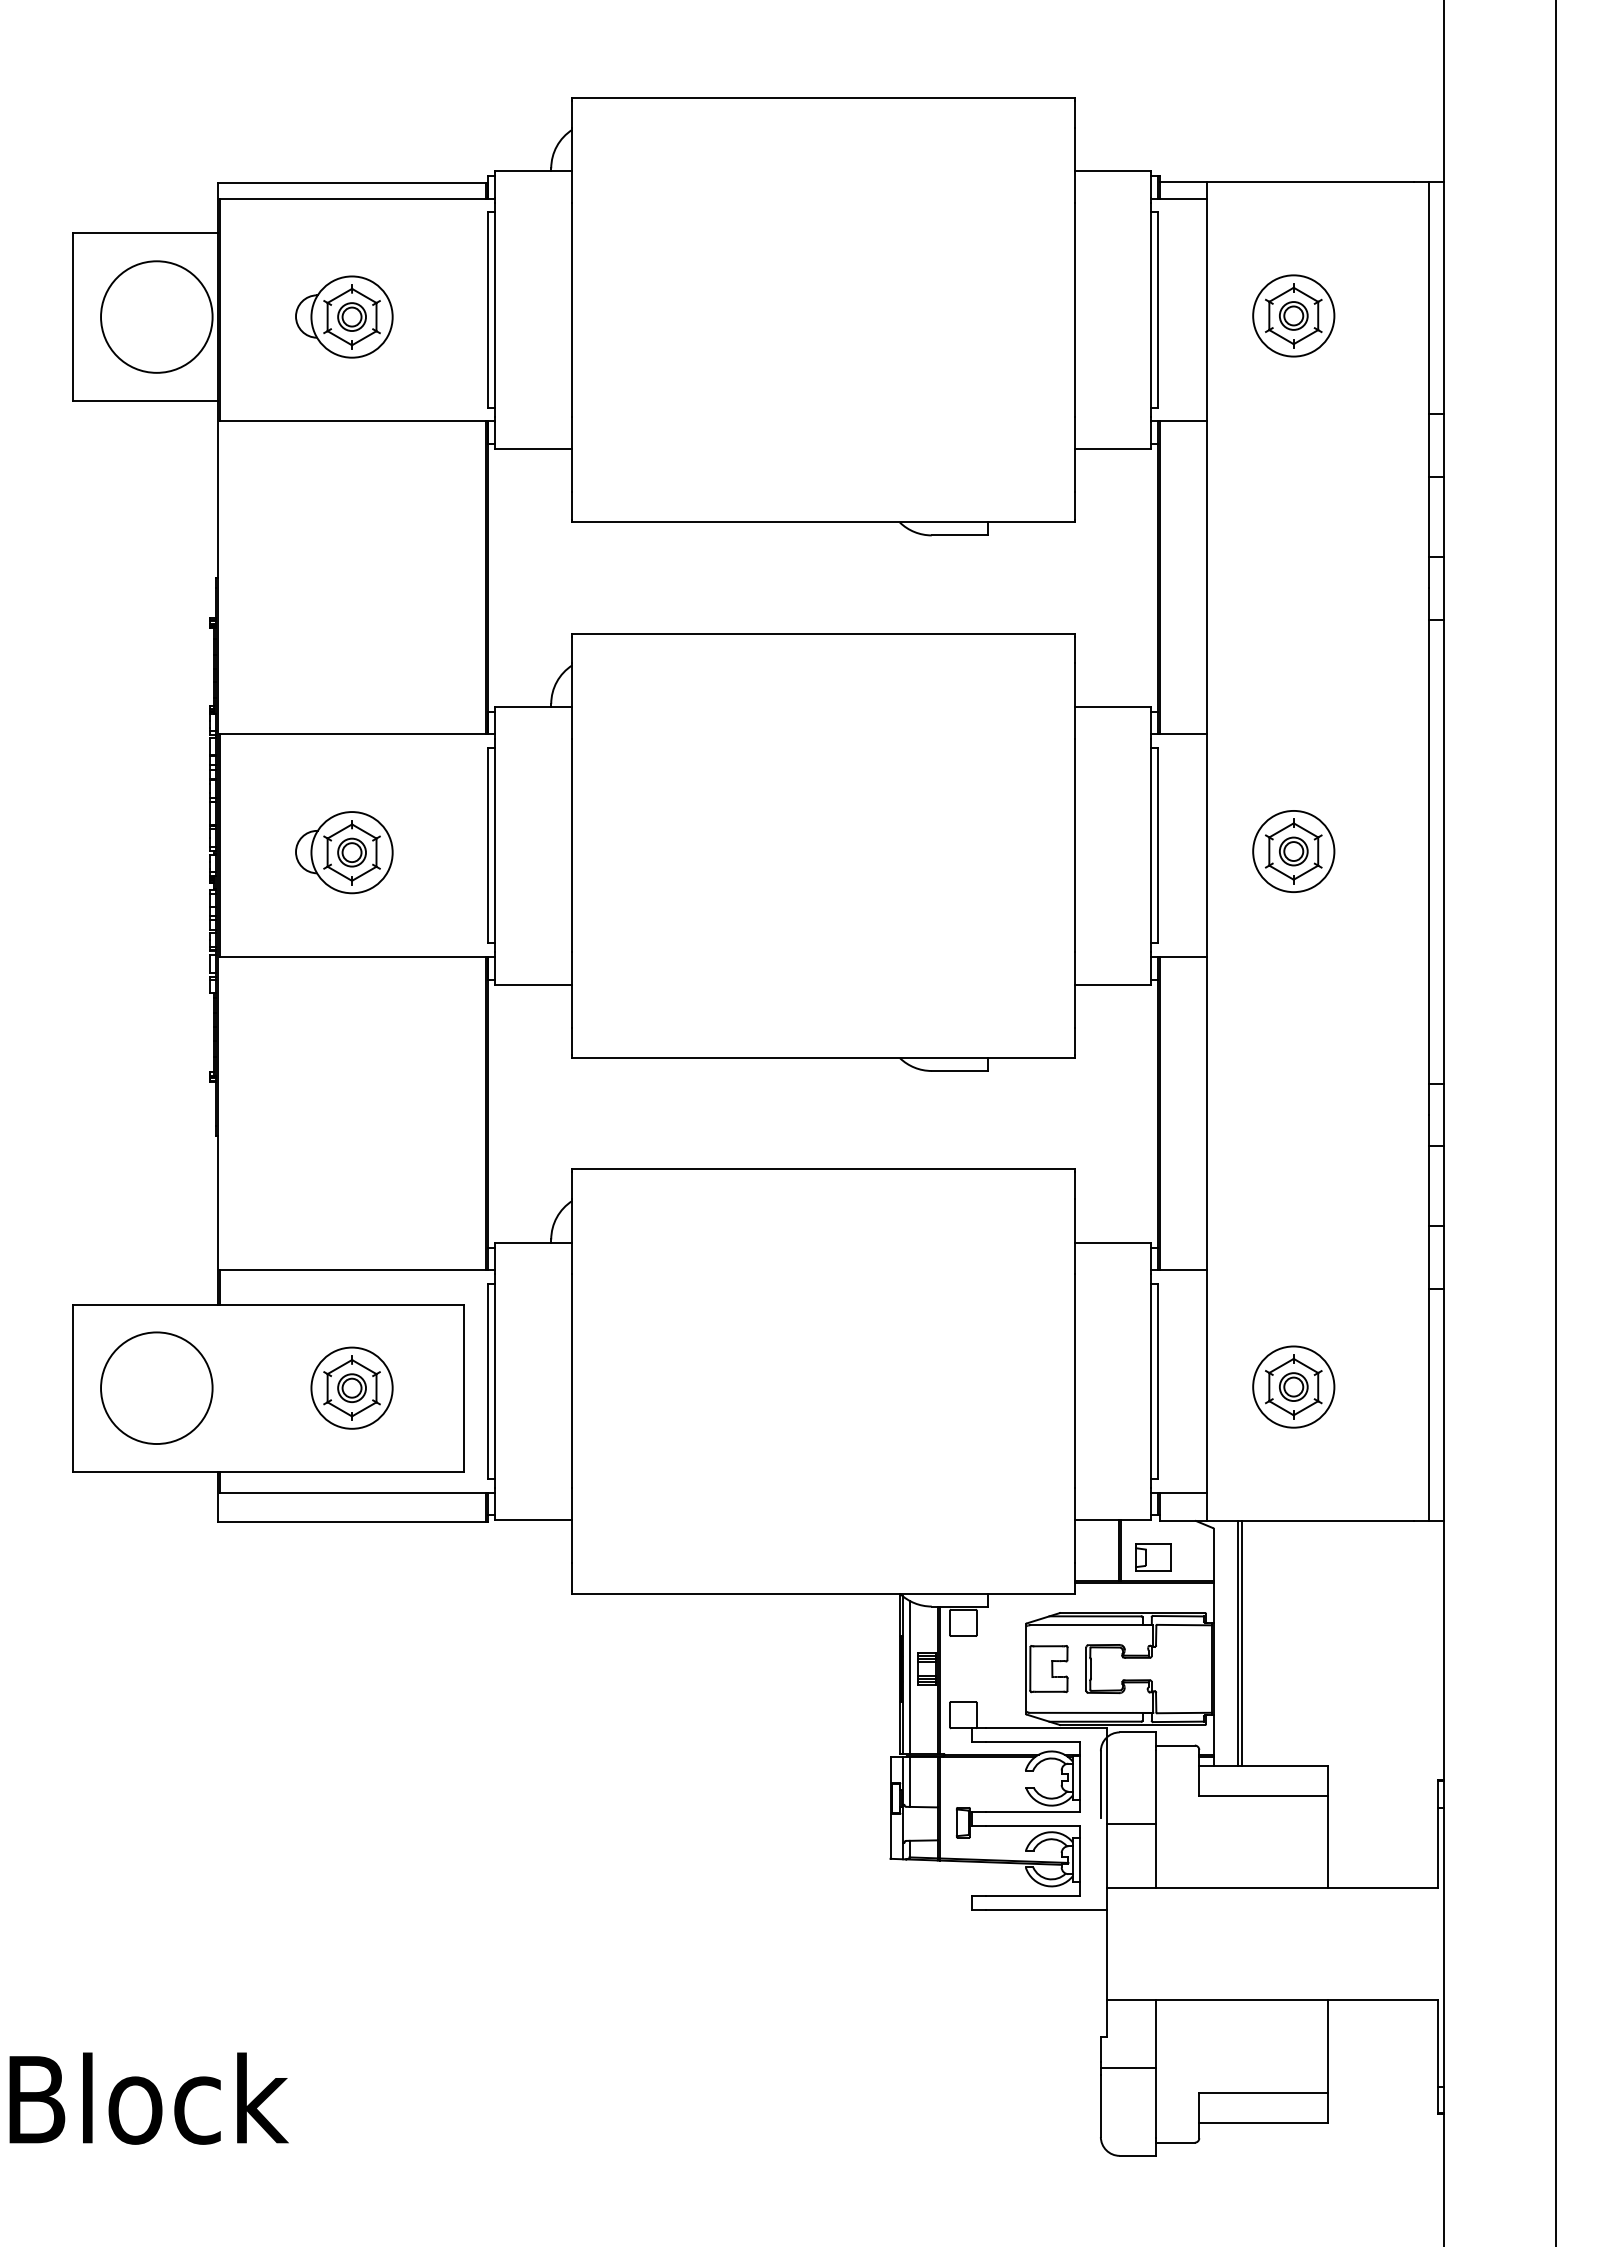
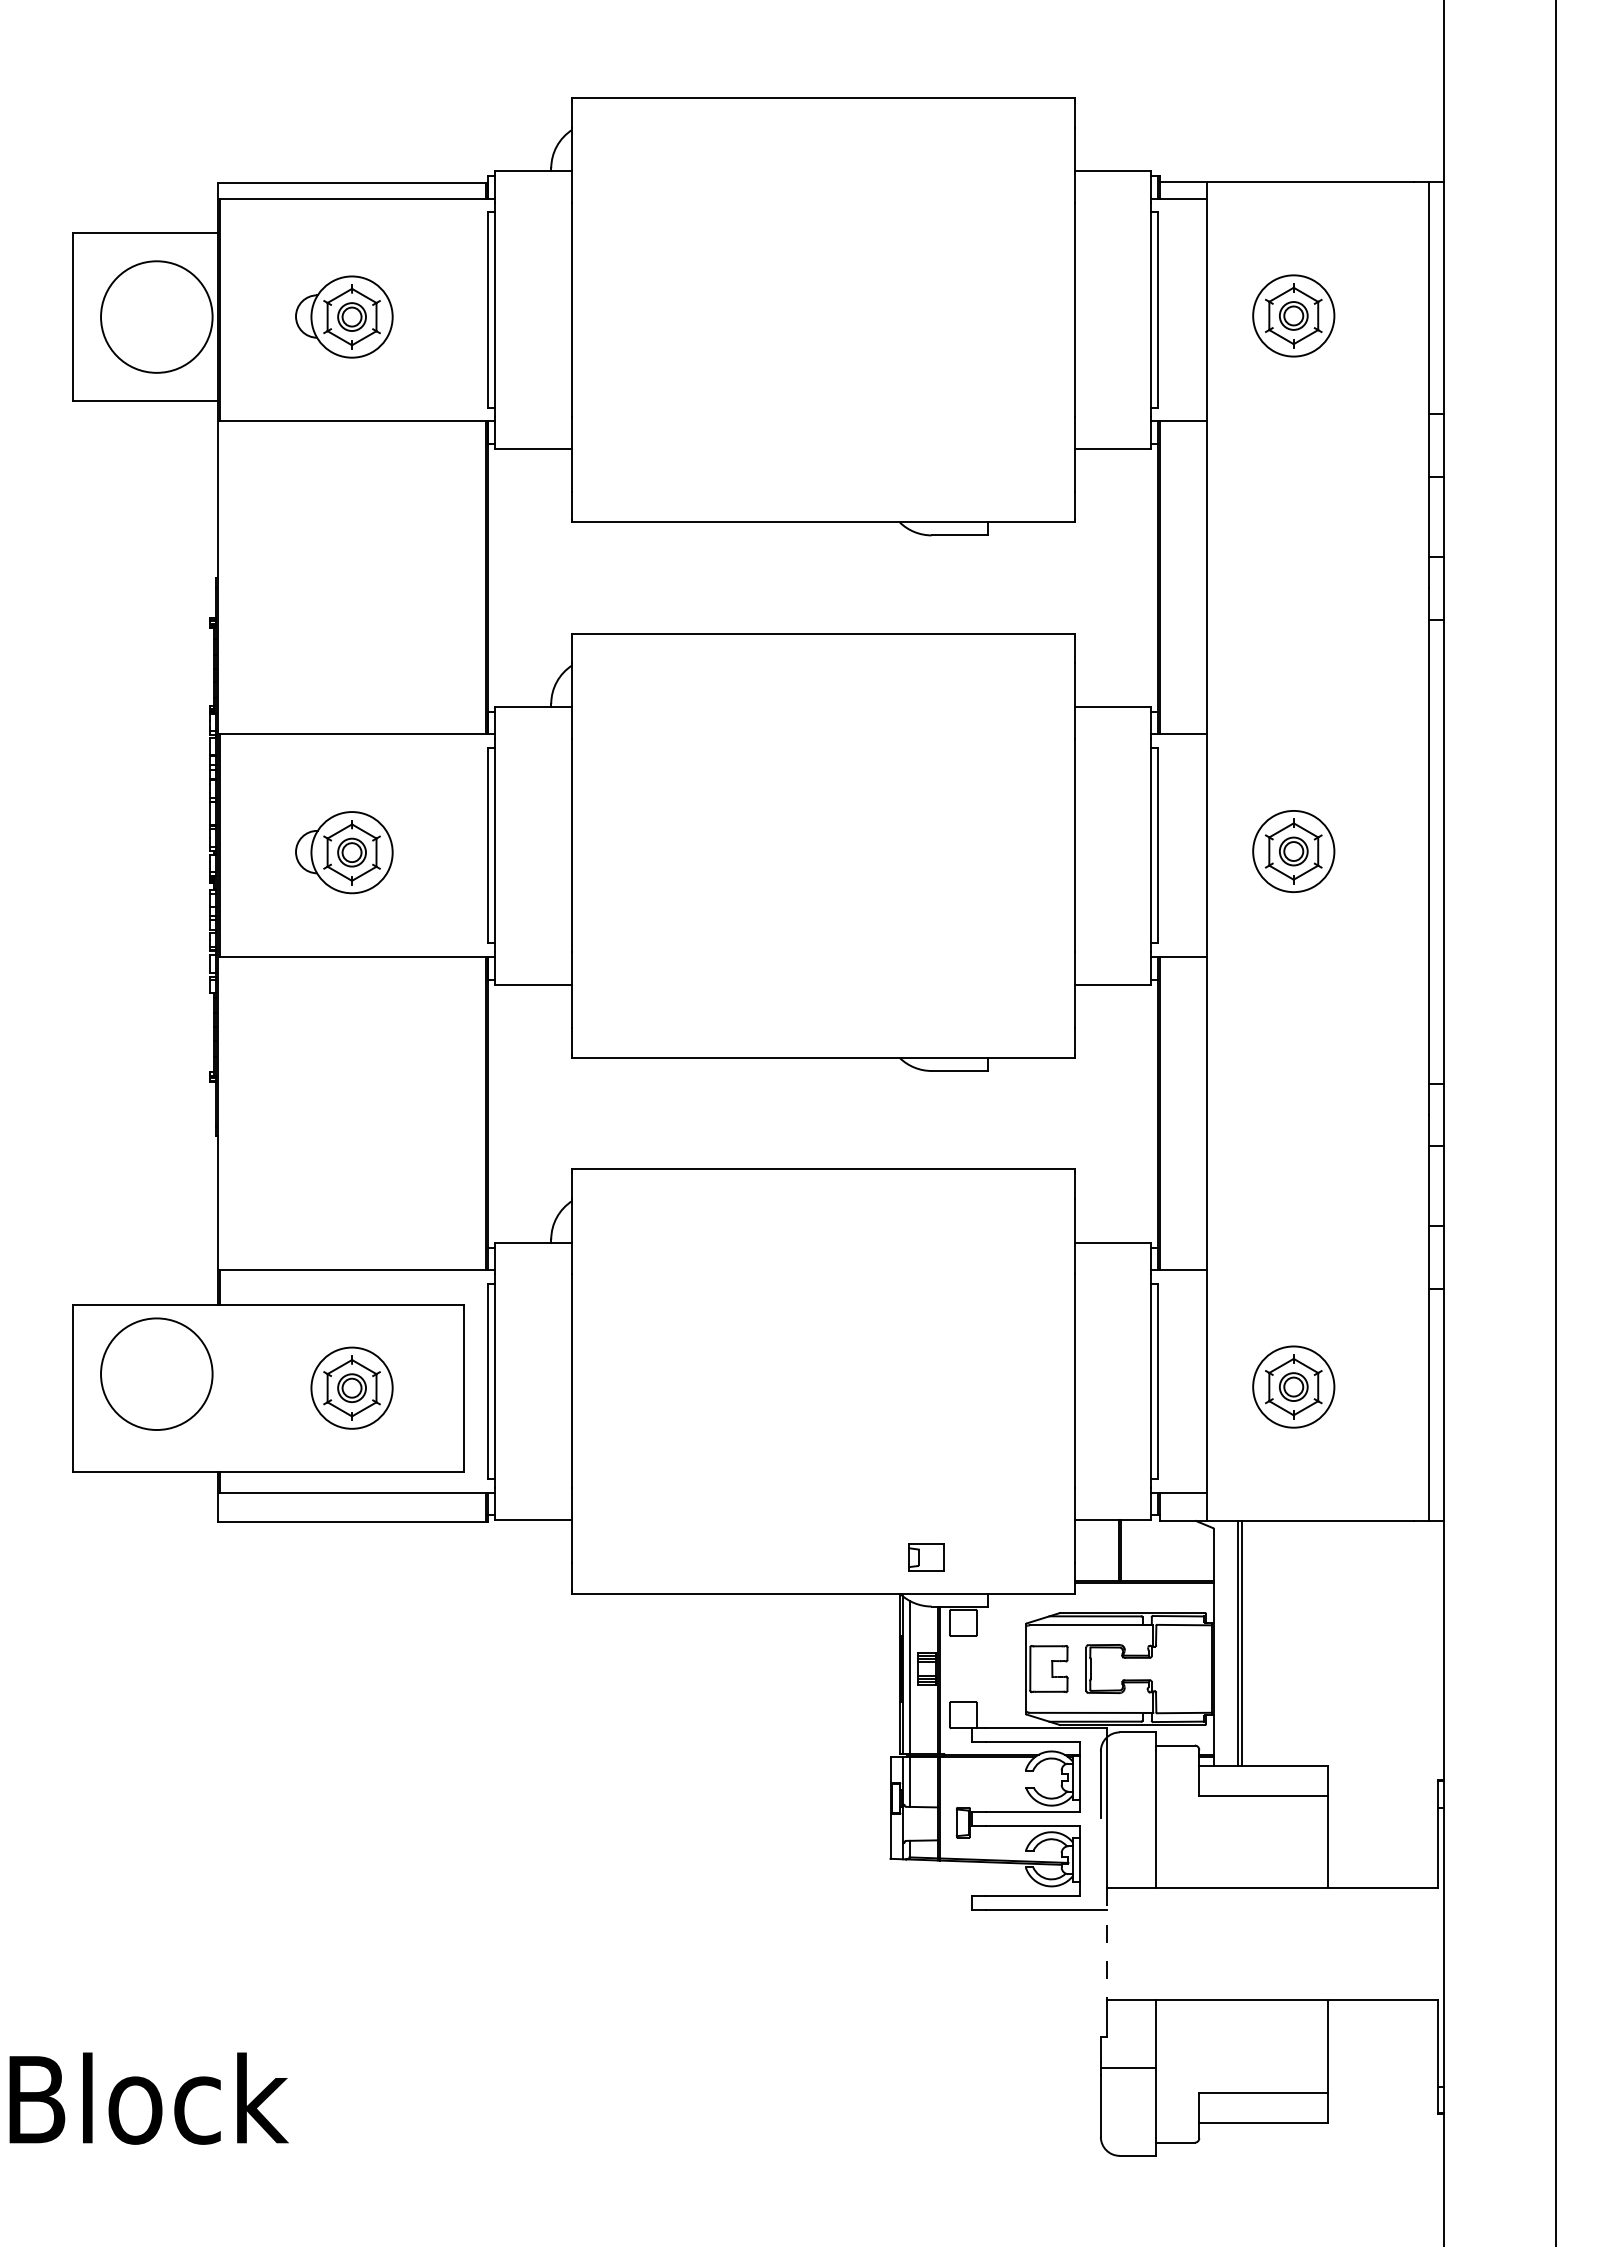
circle position: (156, 1387) -> (156, 1373) (156, 1373)
part position: (1153, 1557) -> (926, 1557) (926, 1557)
line: present -> none (1131, 1824)
line: solid -> dashed (1107, 1944)
